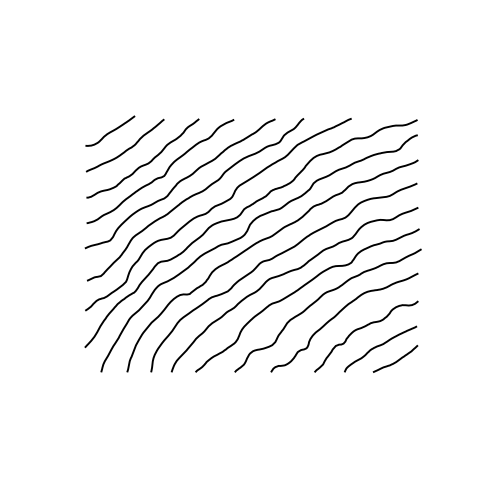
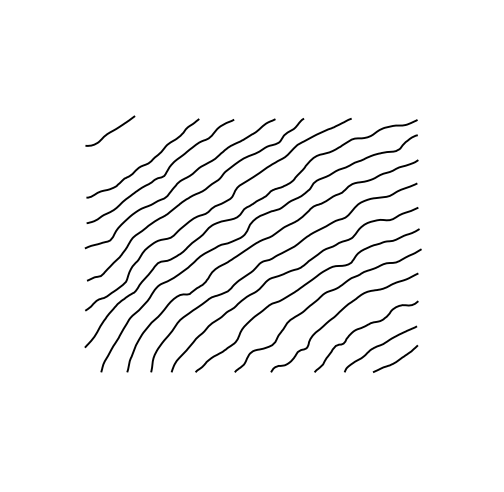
curve: present -> none (127, 148)
